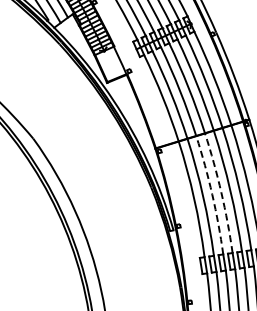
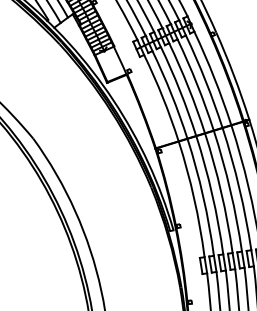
arc: dashed -> solid (221, 192)
arc: dashed -> solid (212, 194)
